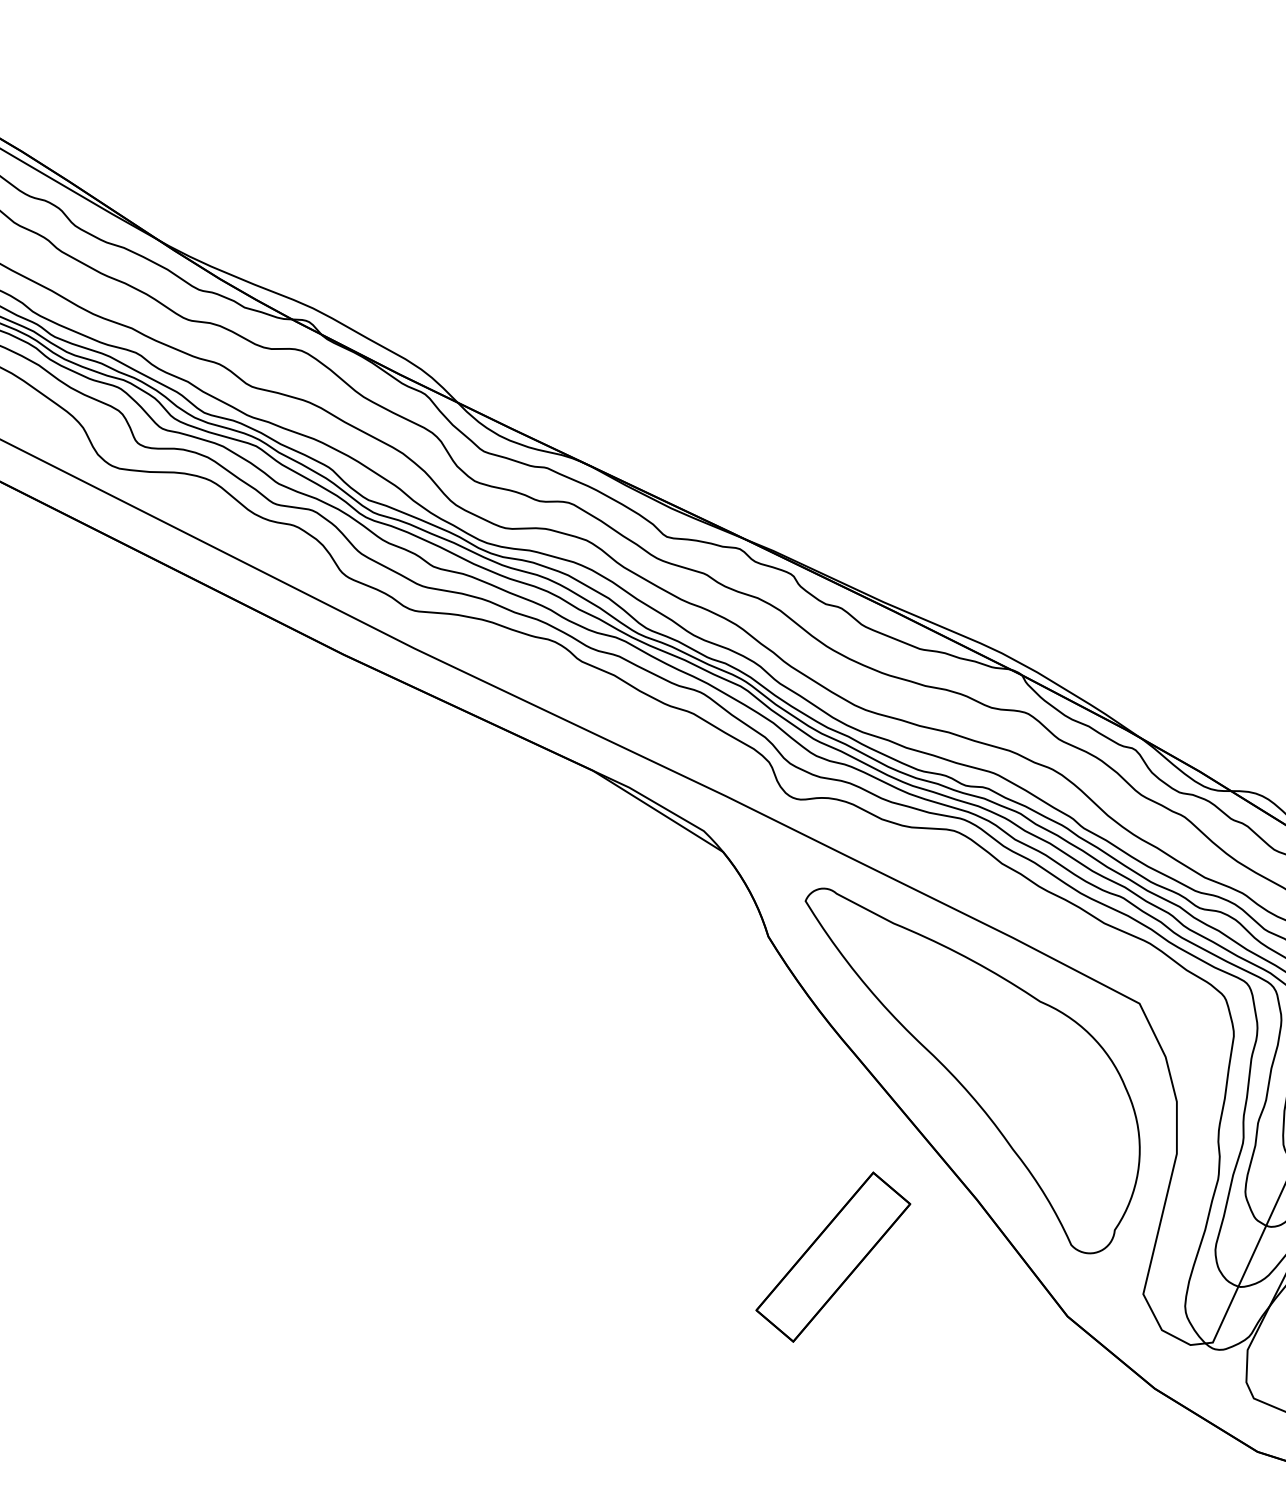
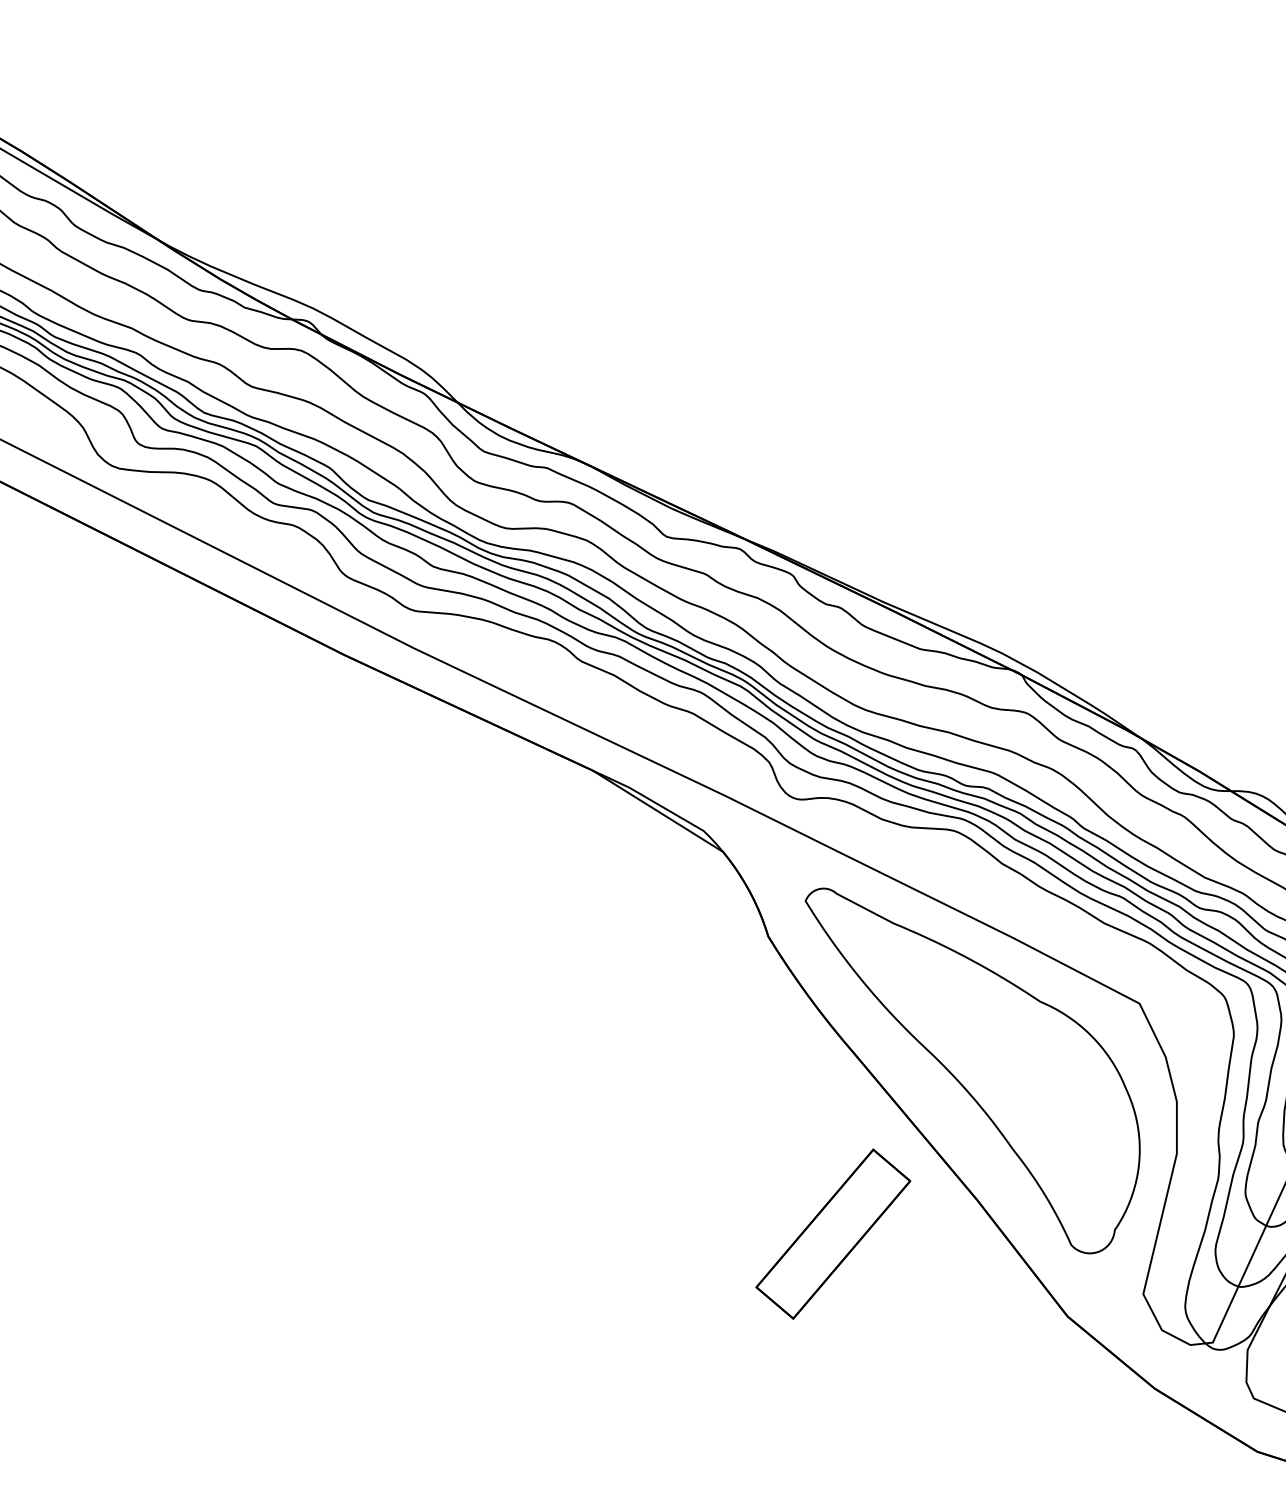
part position: (833, 1256) -> (833, 1233) (833, 1233)
